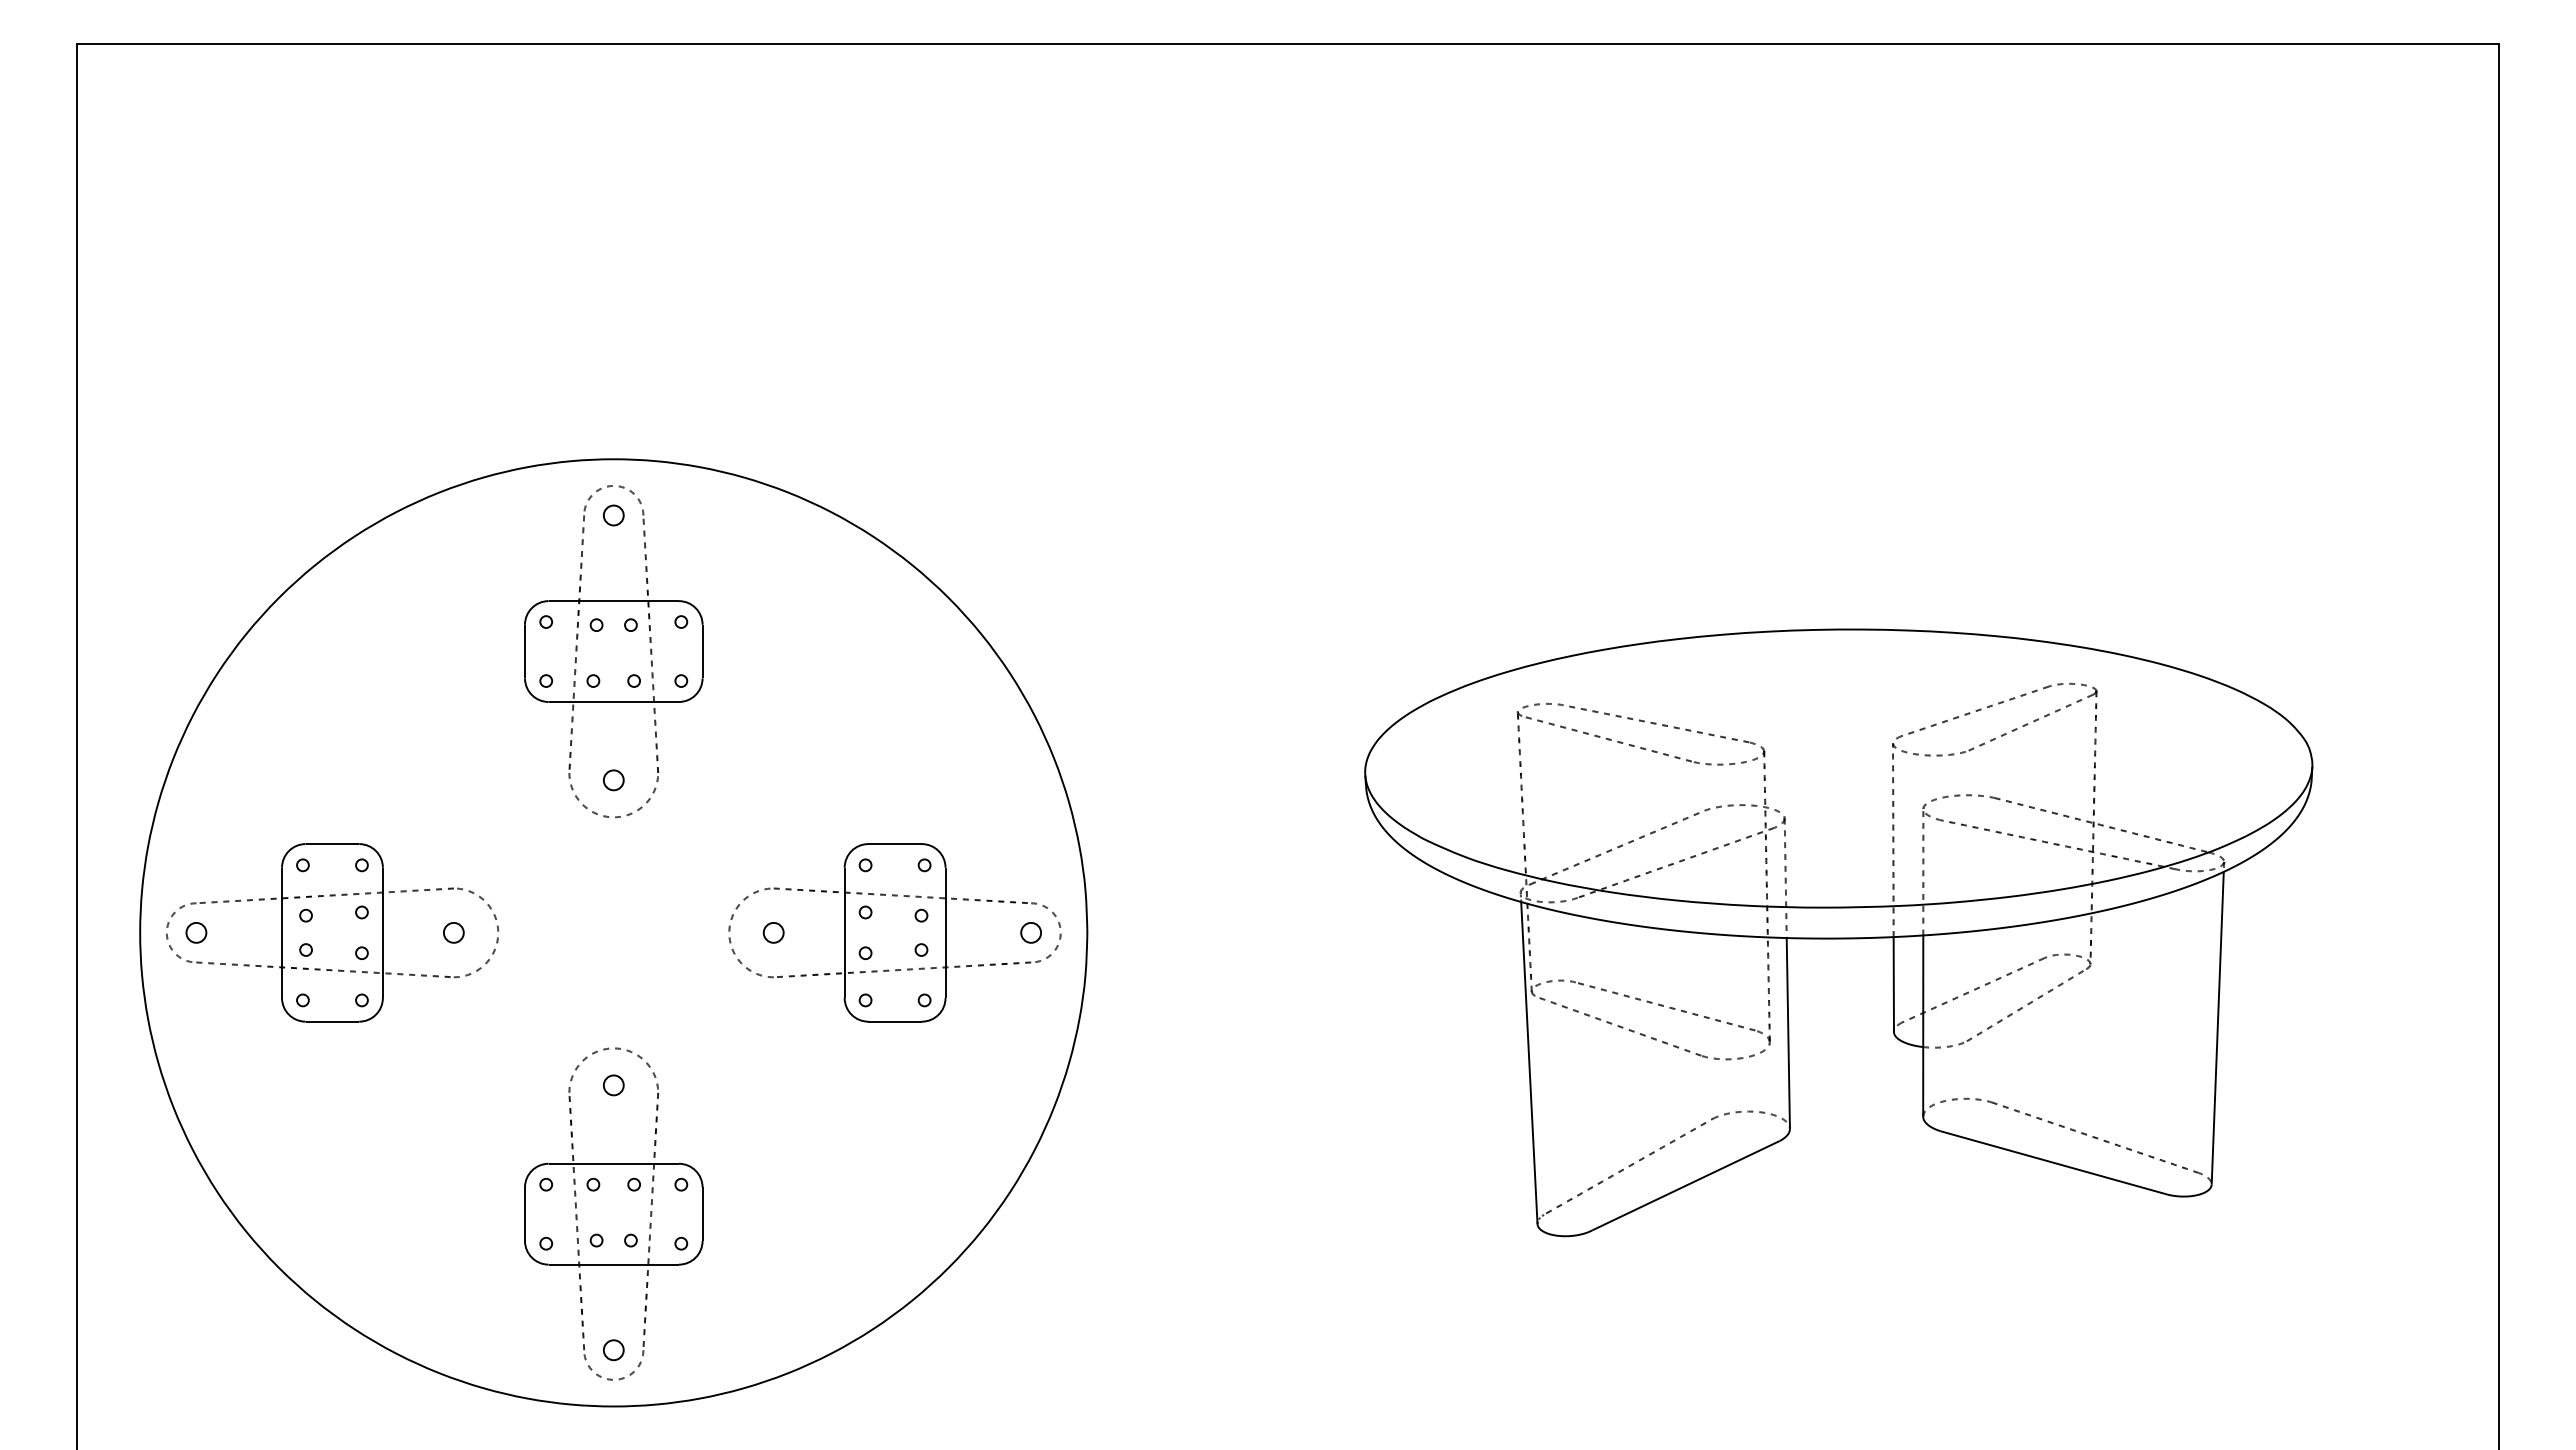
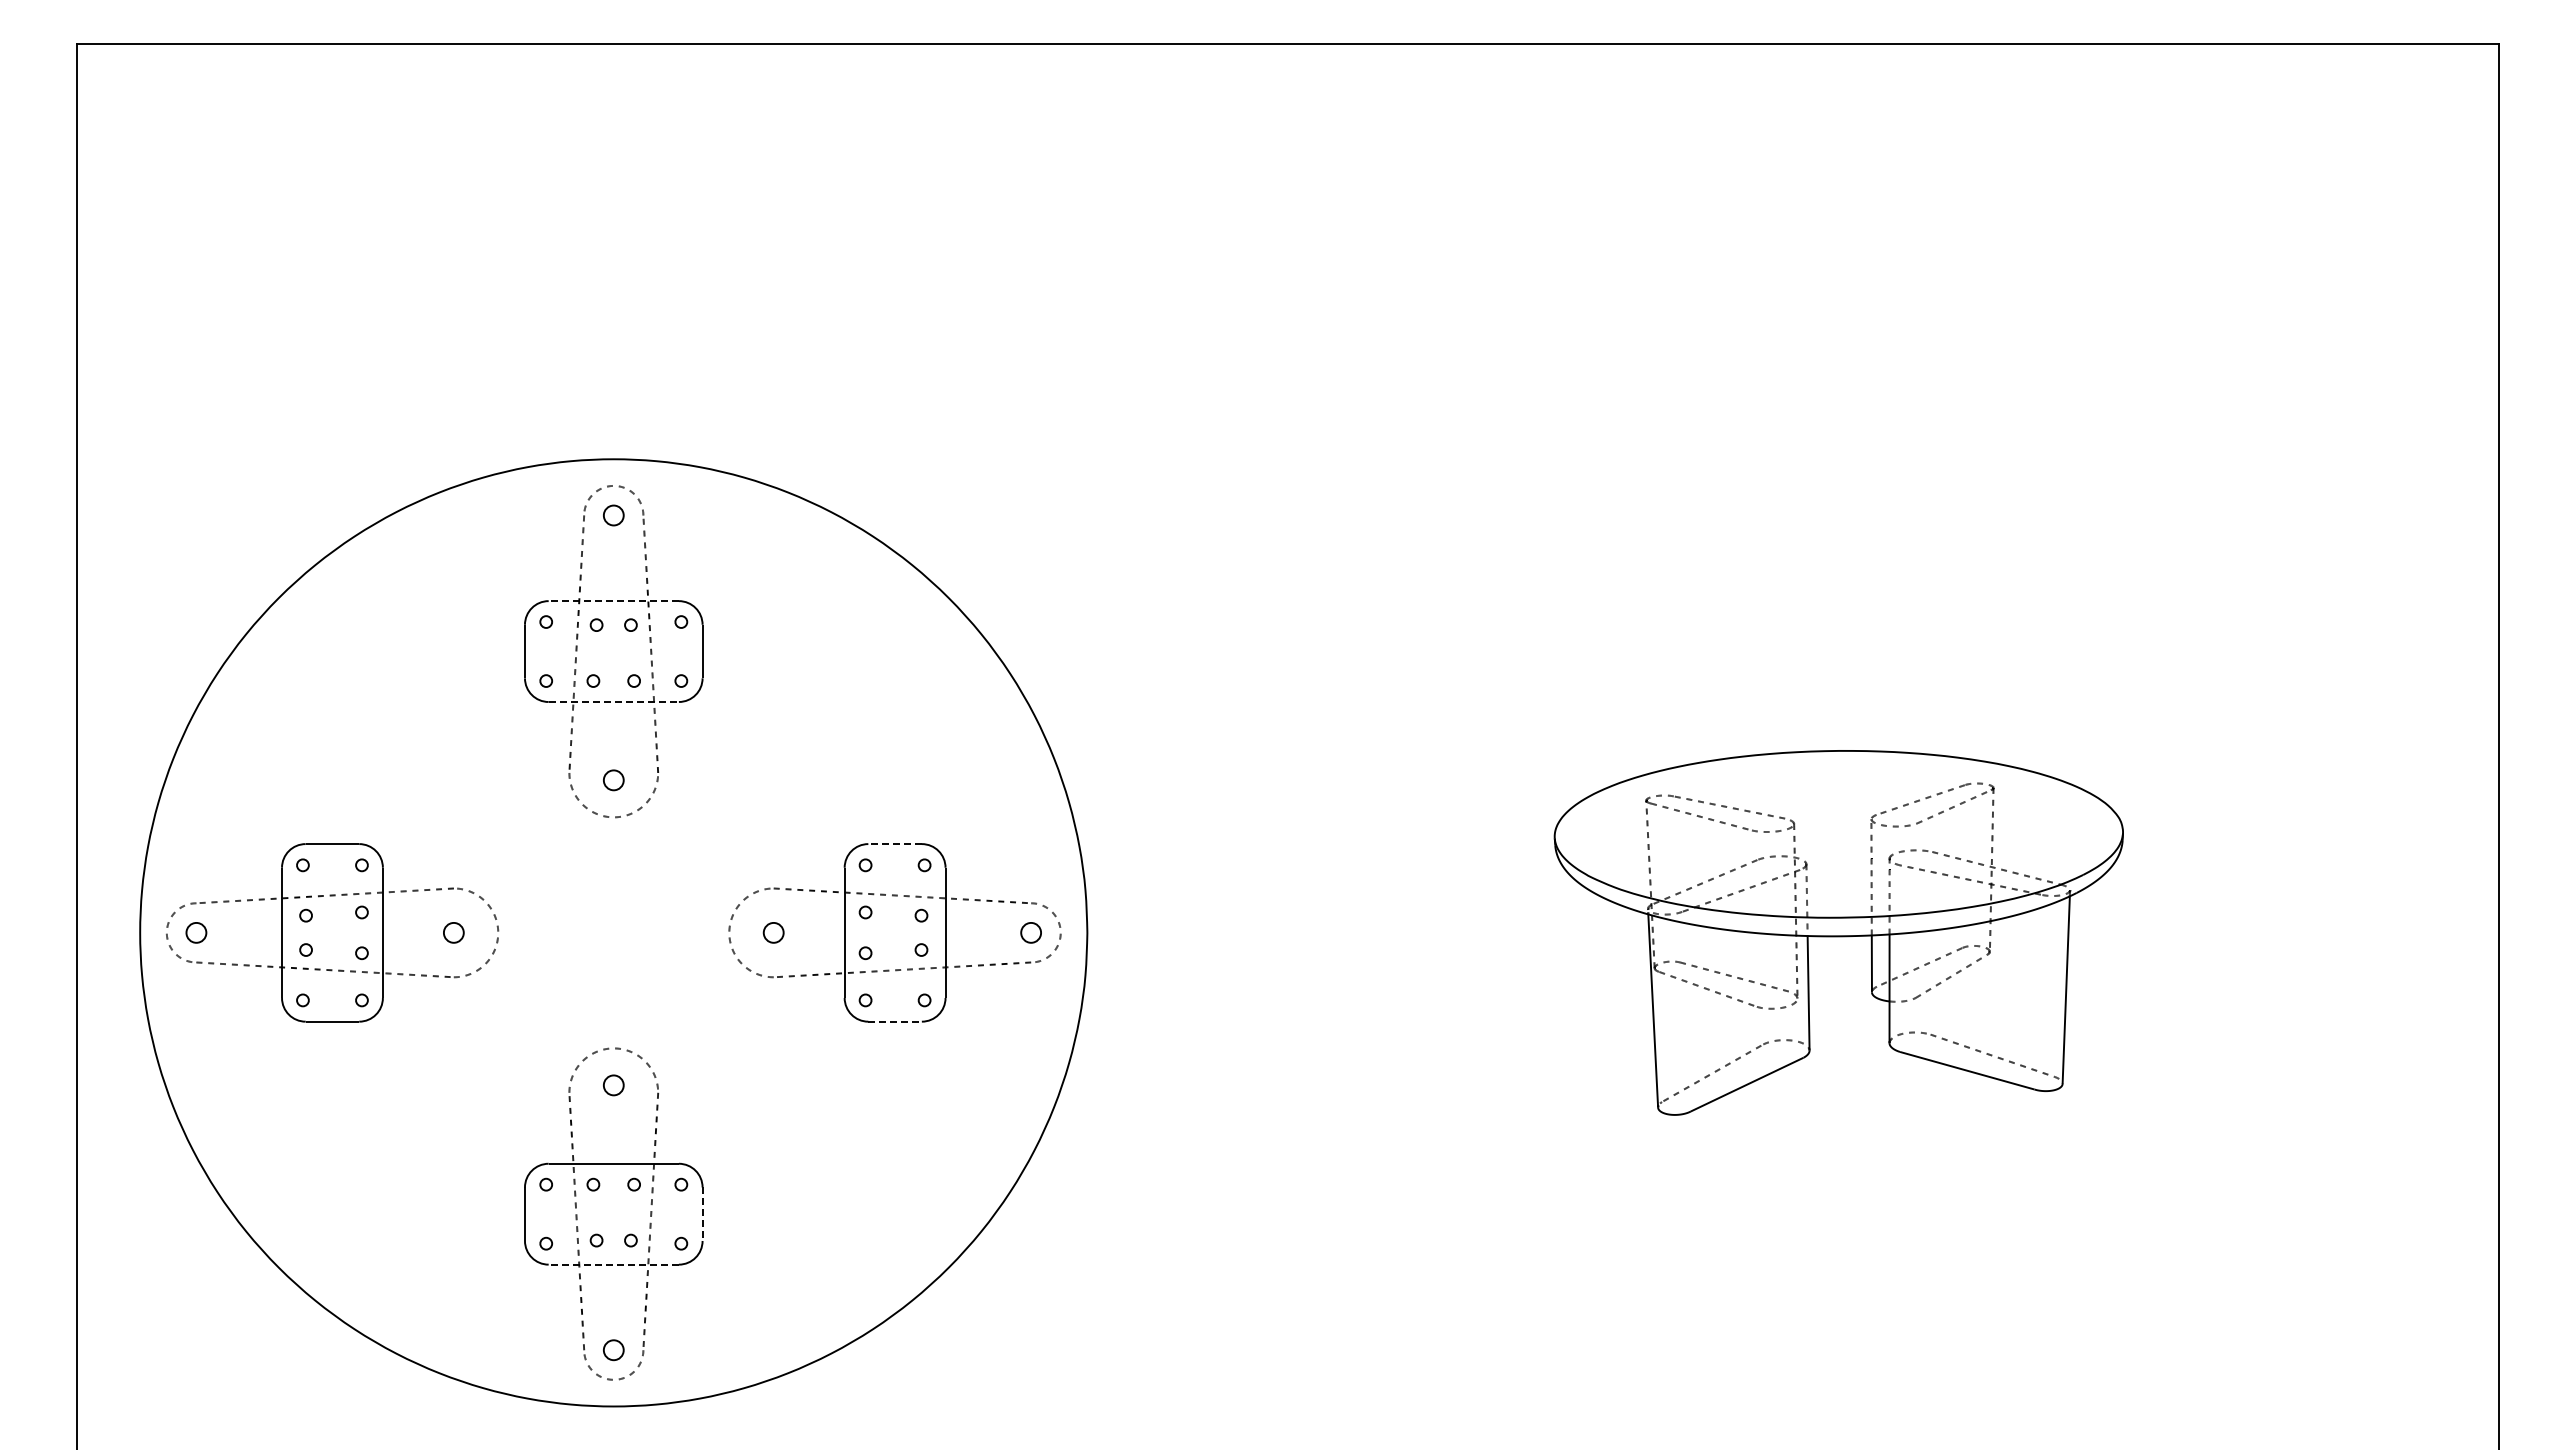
line: solid -> dashed (613, 601)
line: solid -> dashed (614, 702)
line: solid -> dashed (895, 844)
part size: 950x610 px -> 571x366 px (1838, 932)
line: solid -> dashed (895, 1021)
line: solid -> dashed (702, 1214)
line: solid -> dashed (613, 1264)
